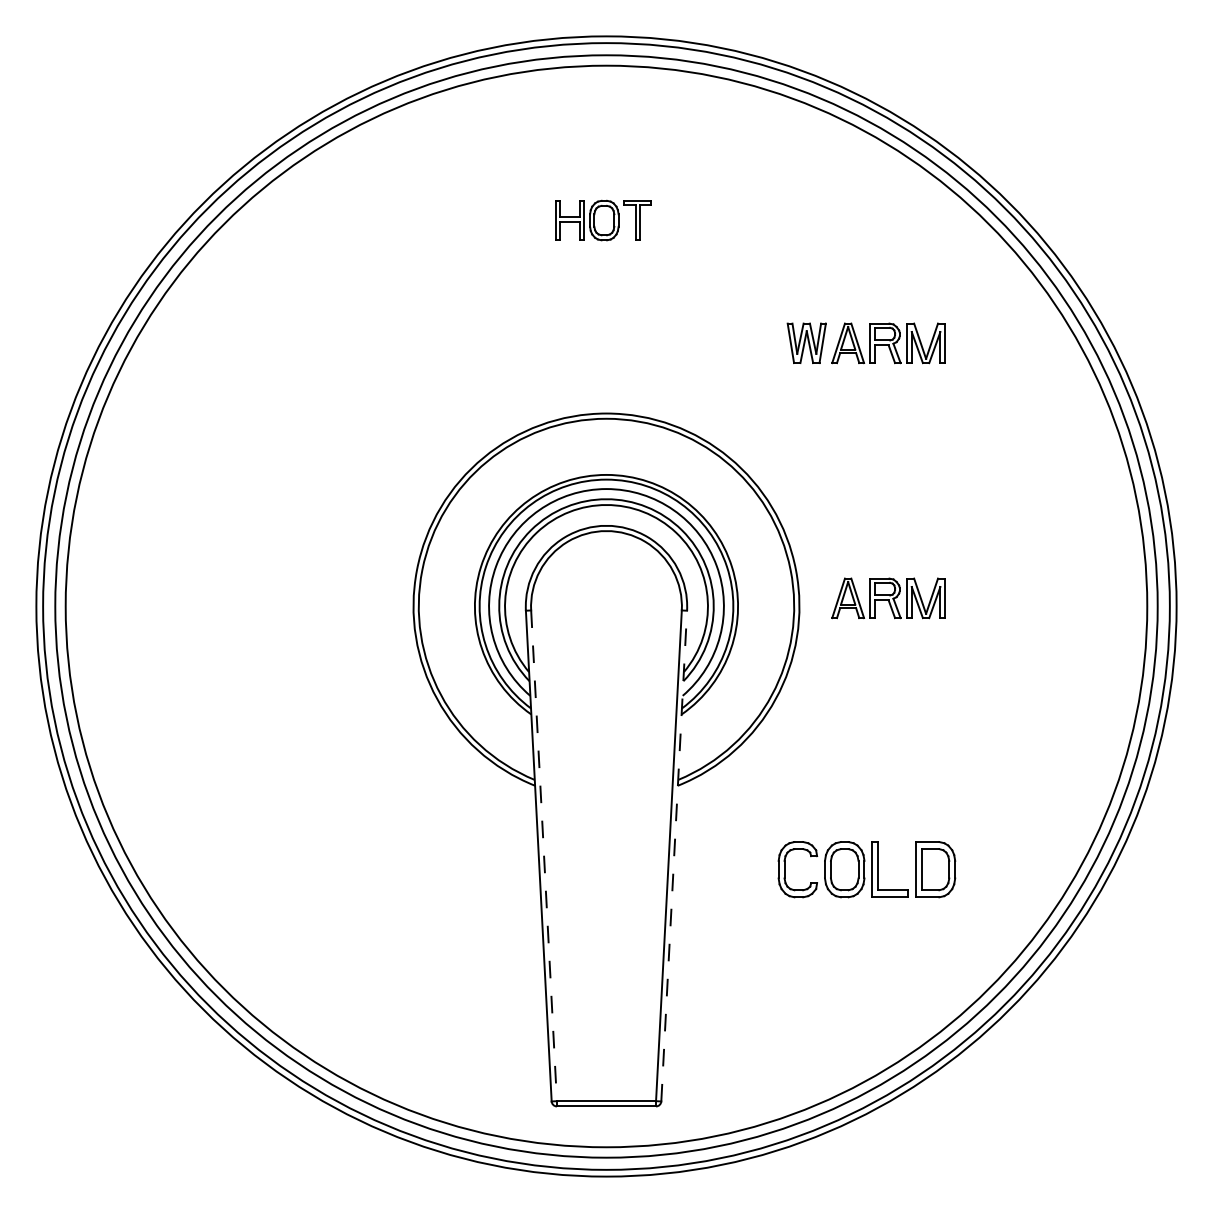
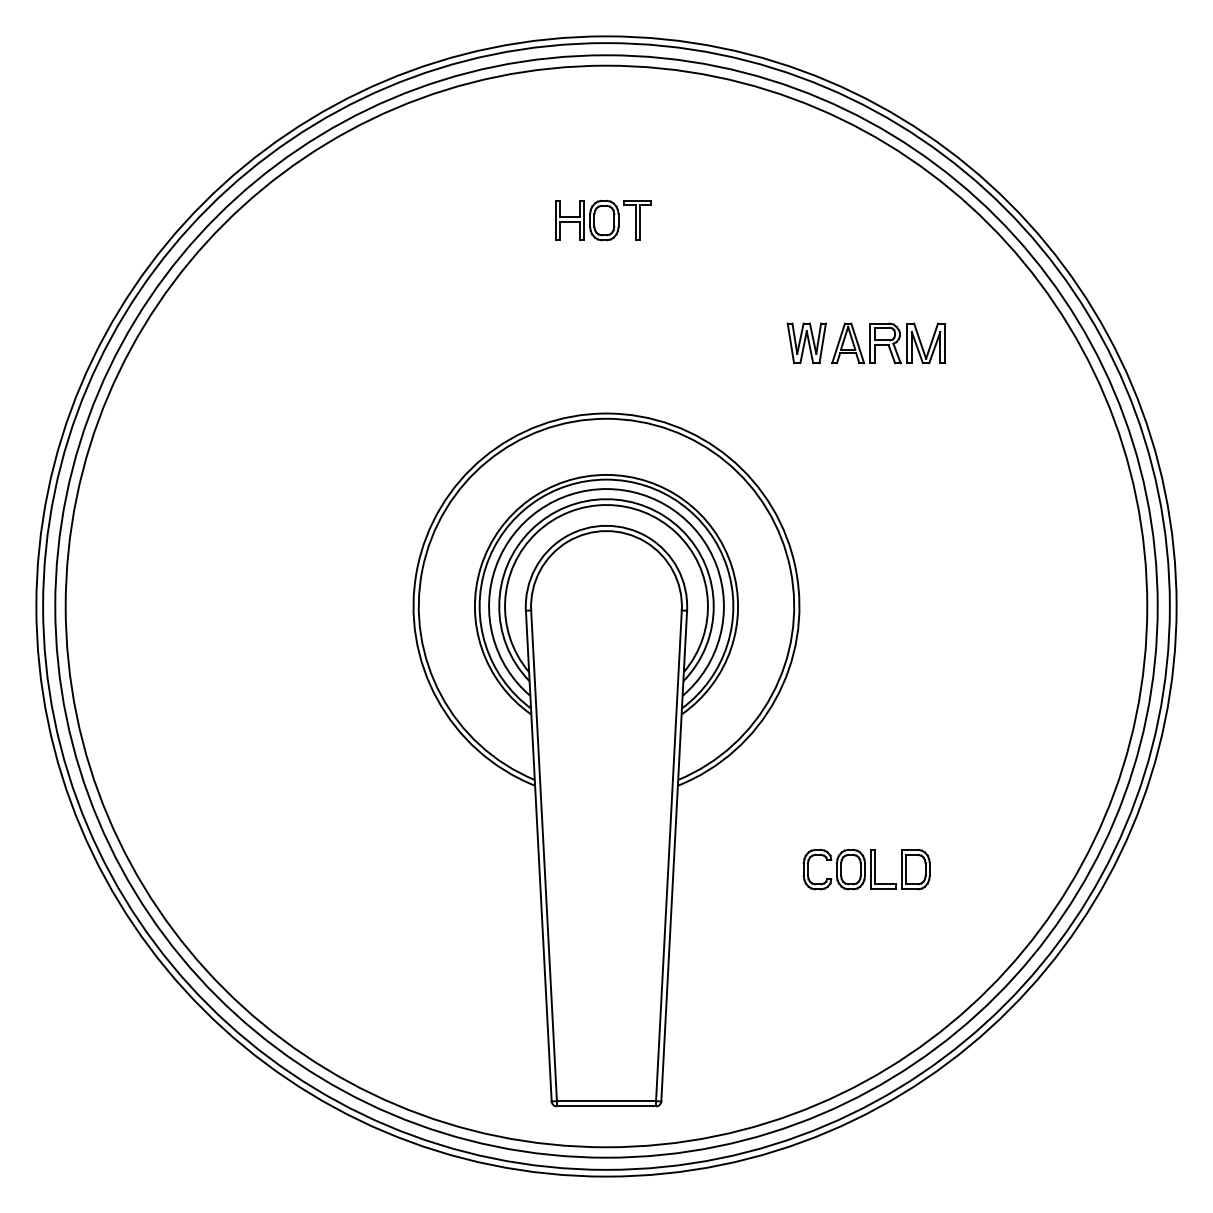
part: present -> none (888, 598)
line: dashed -> solid (544, 855)
line: dashed -> solid (674, 856)
part size: 180x58 px -> 129x43 px (866, 869)
